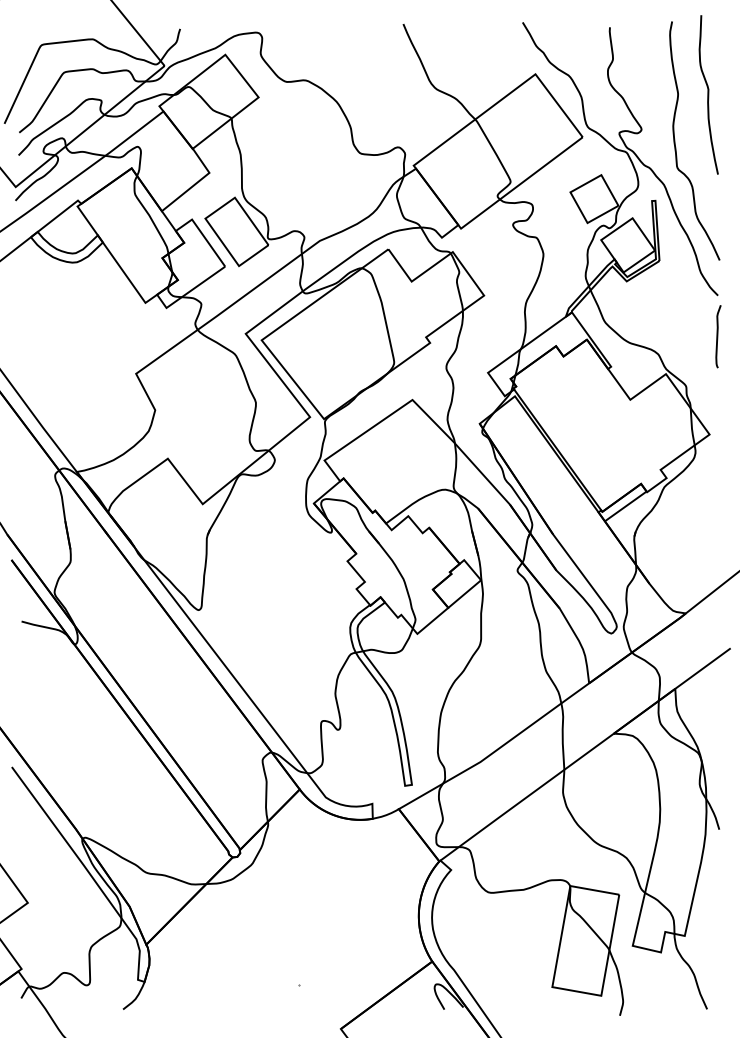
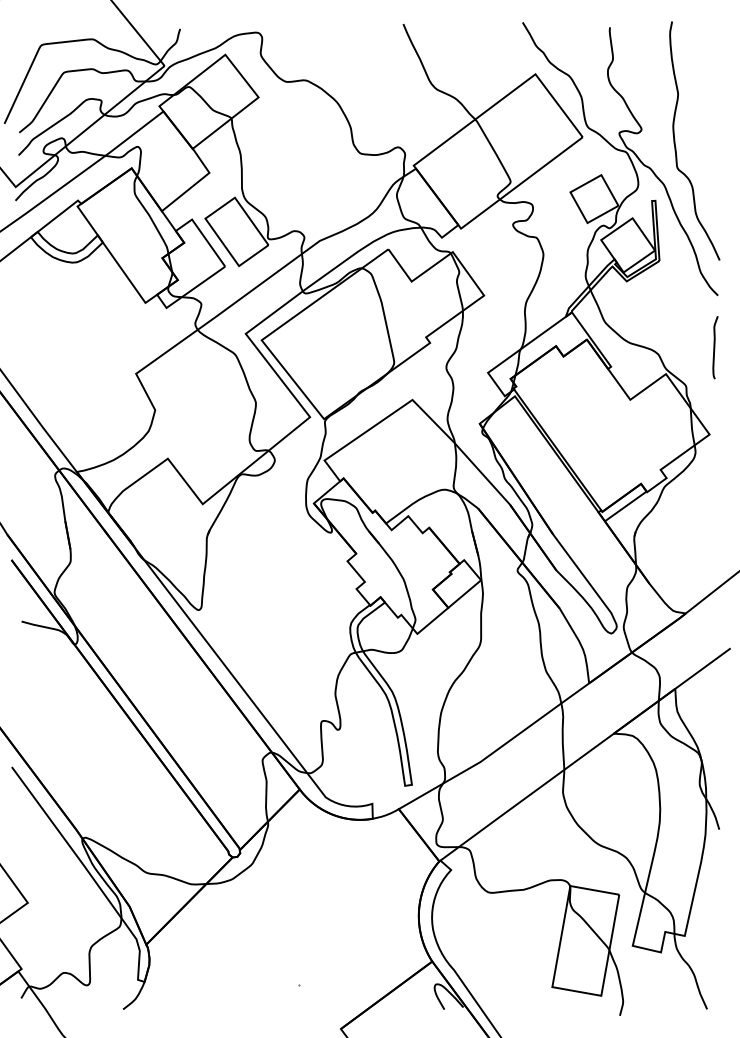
curve: present -> none (708, 94)
curve position: (718, 336) -> (715, 347) (715, 347)
